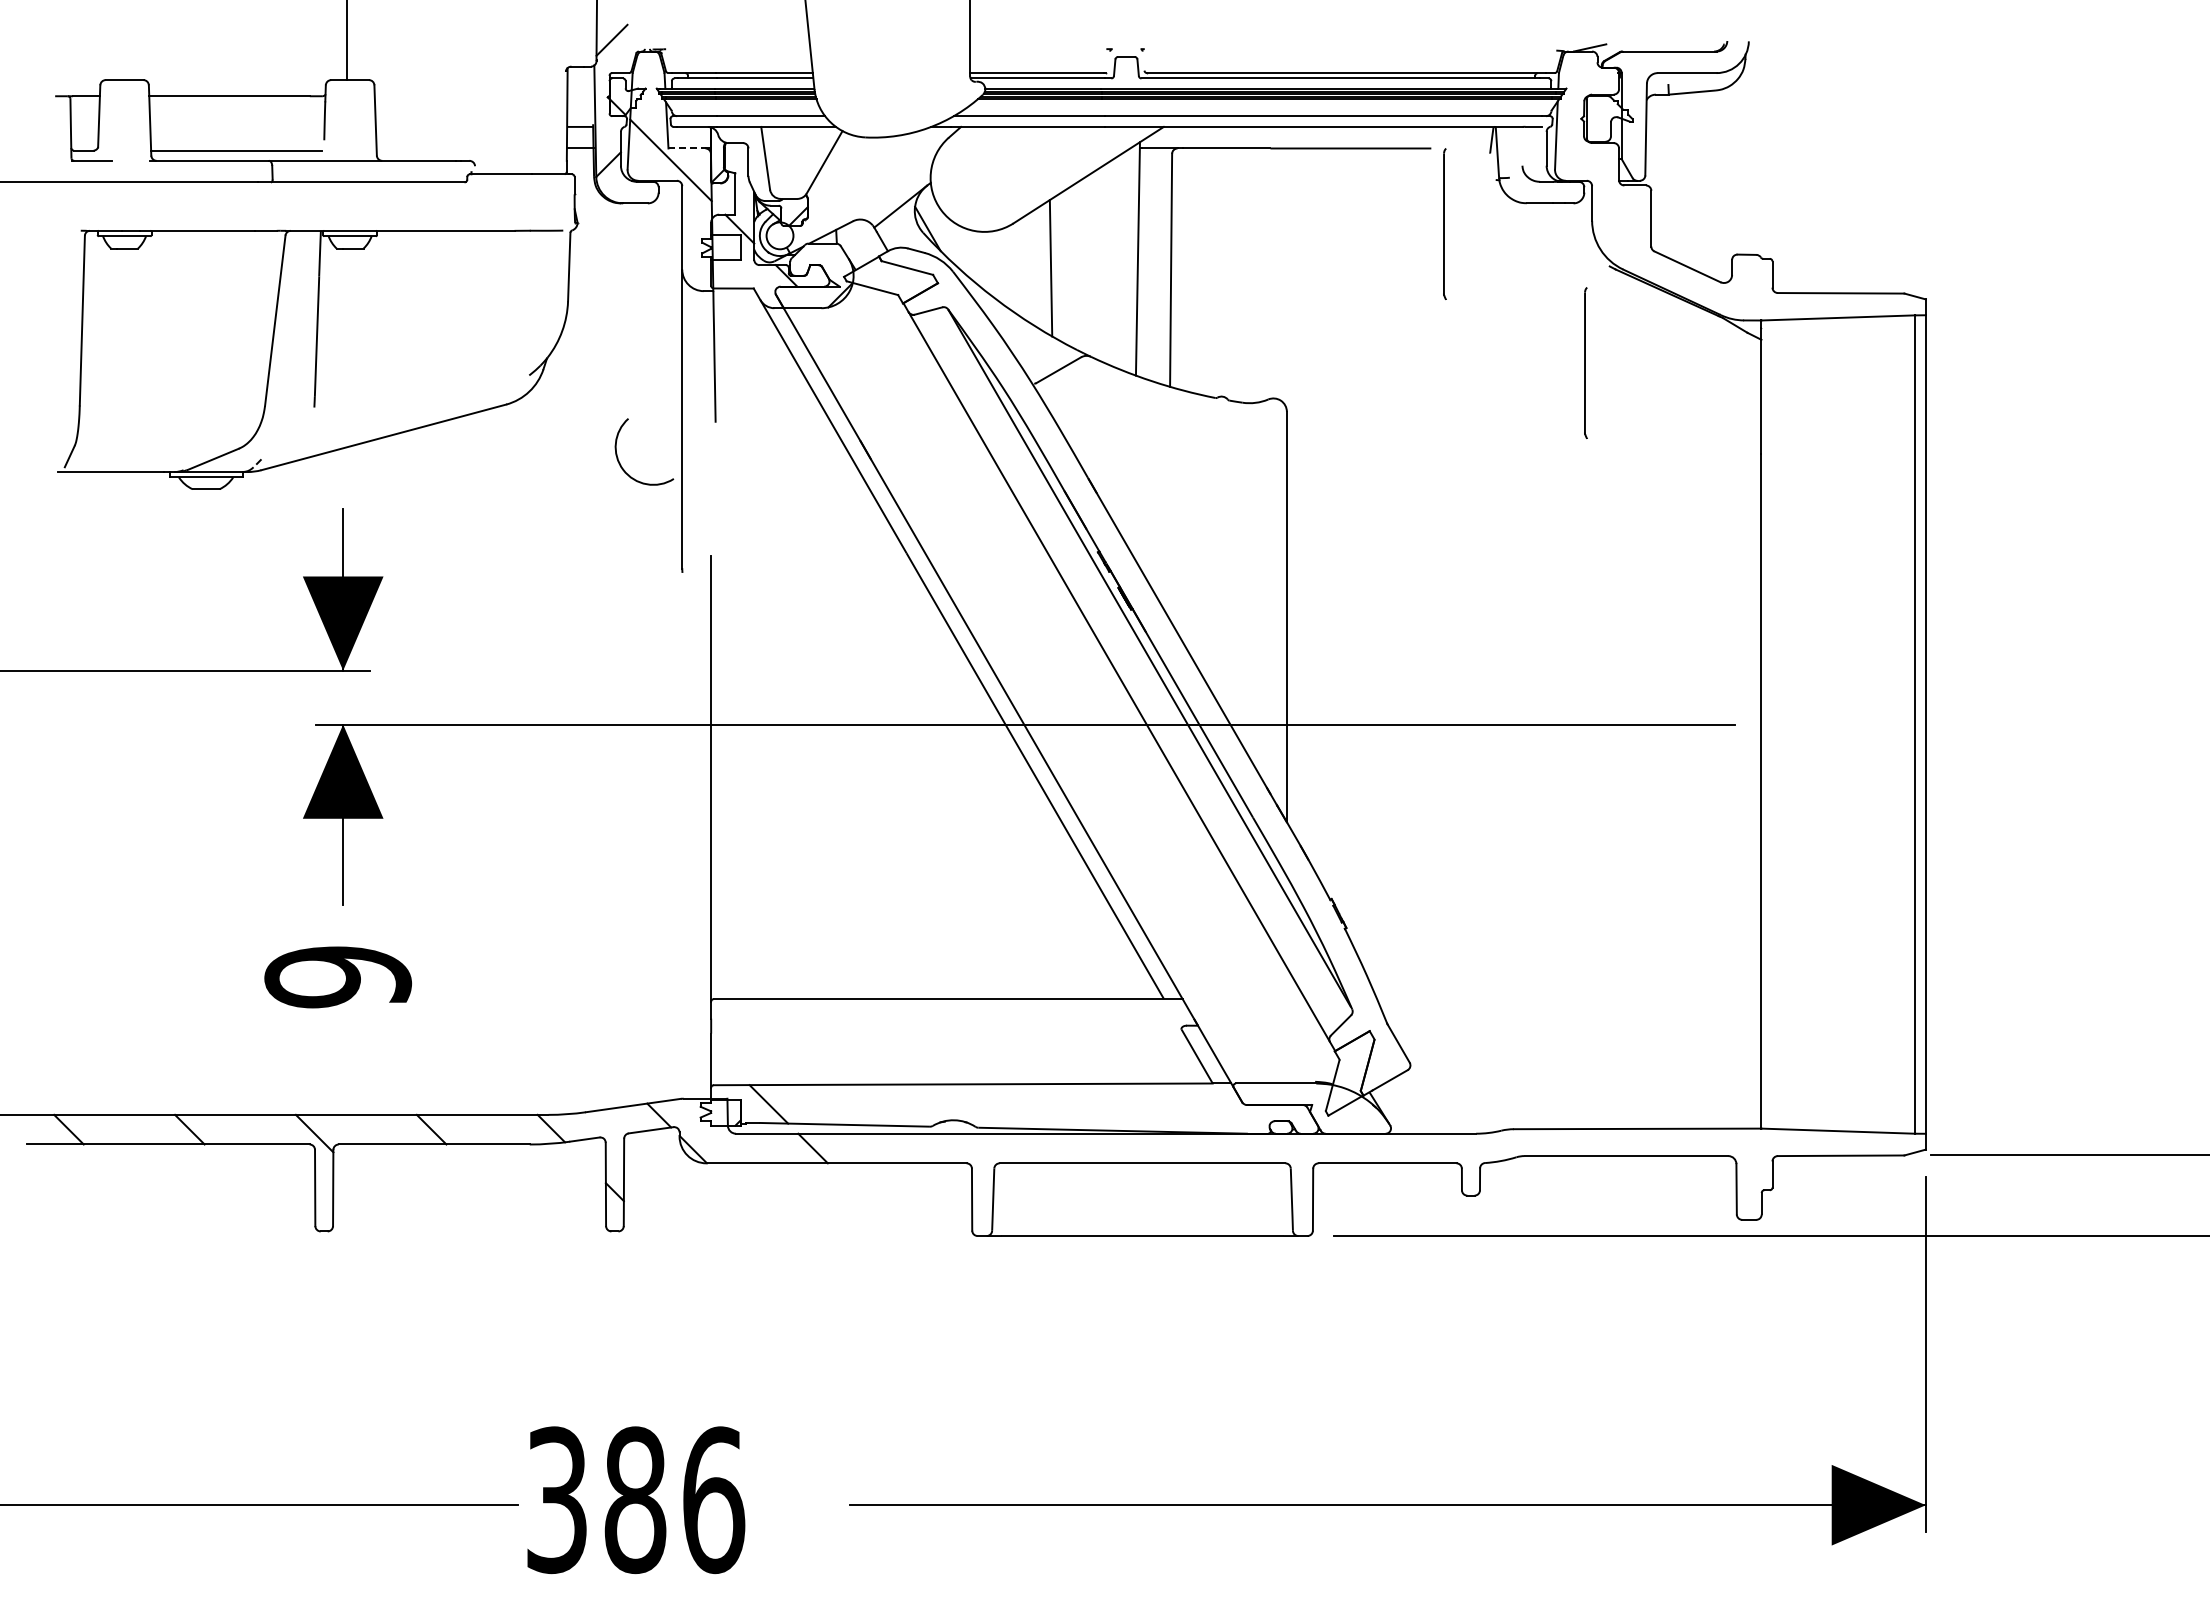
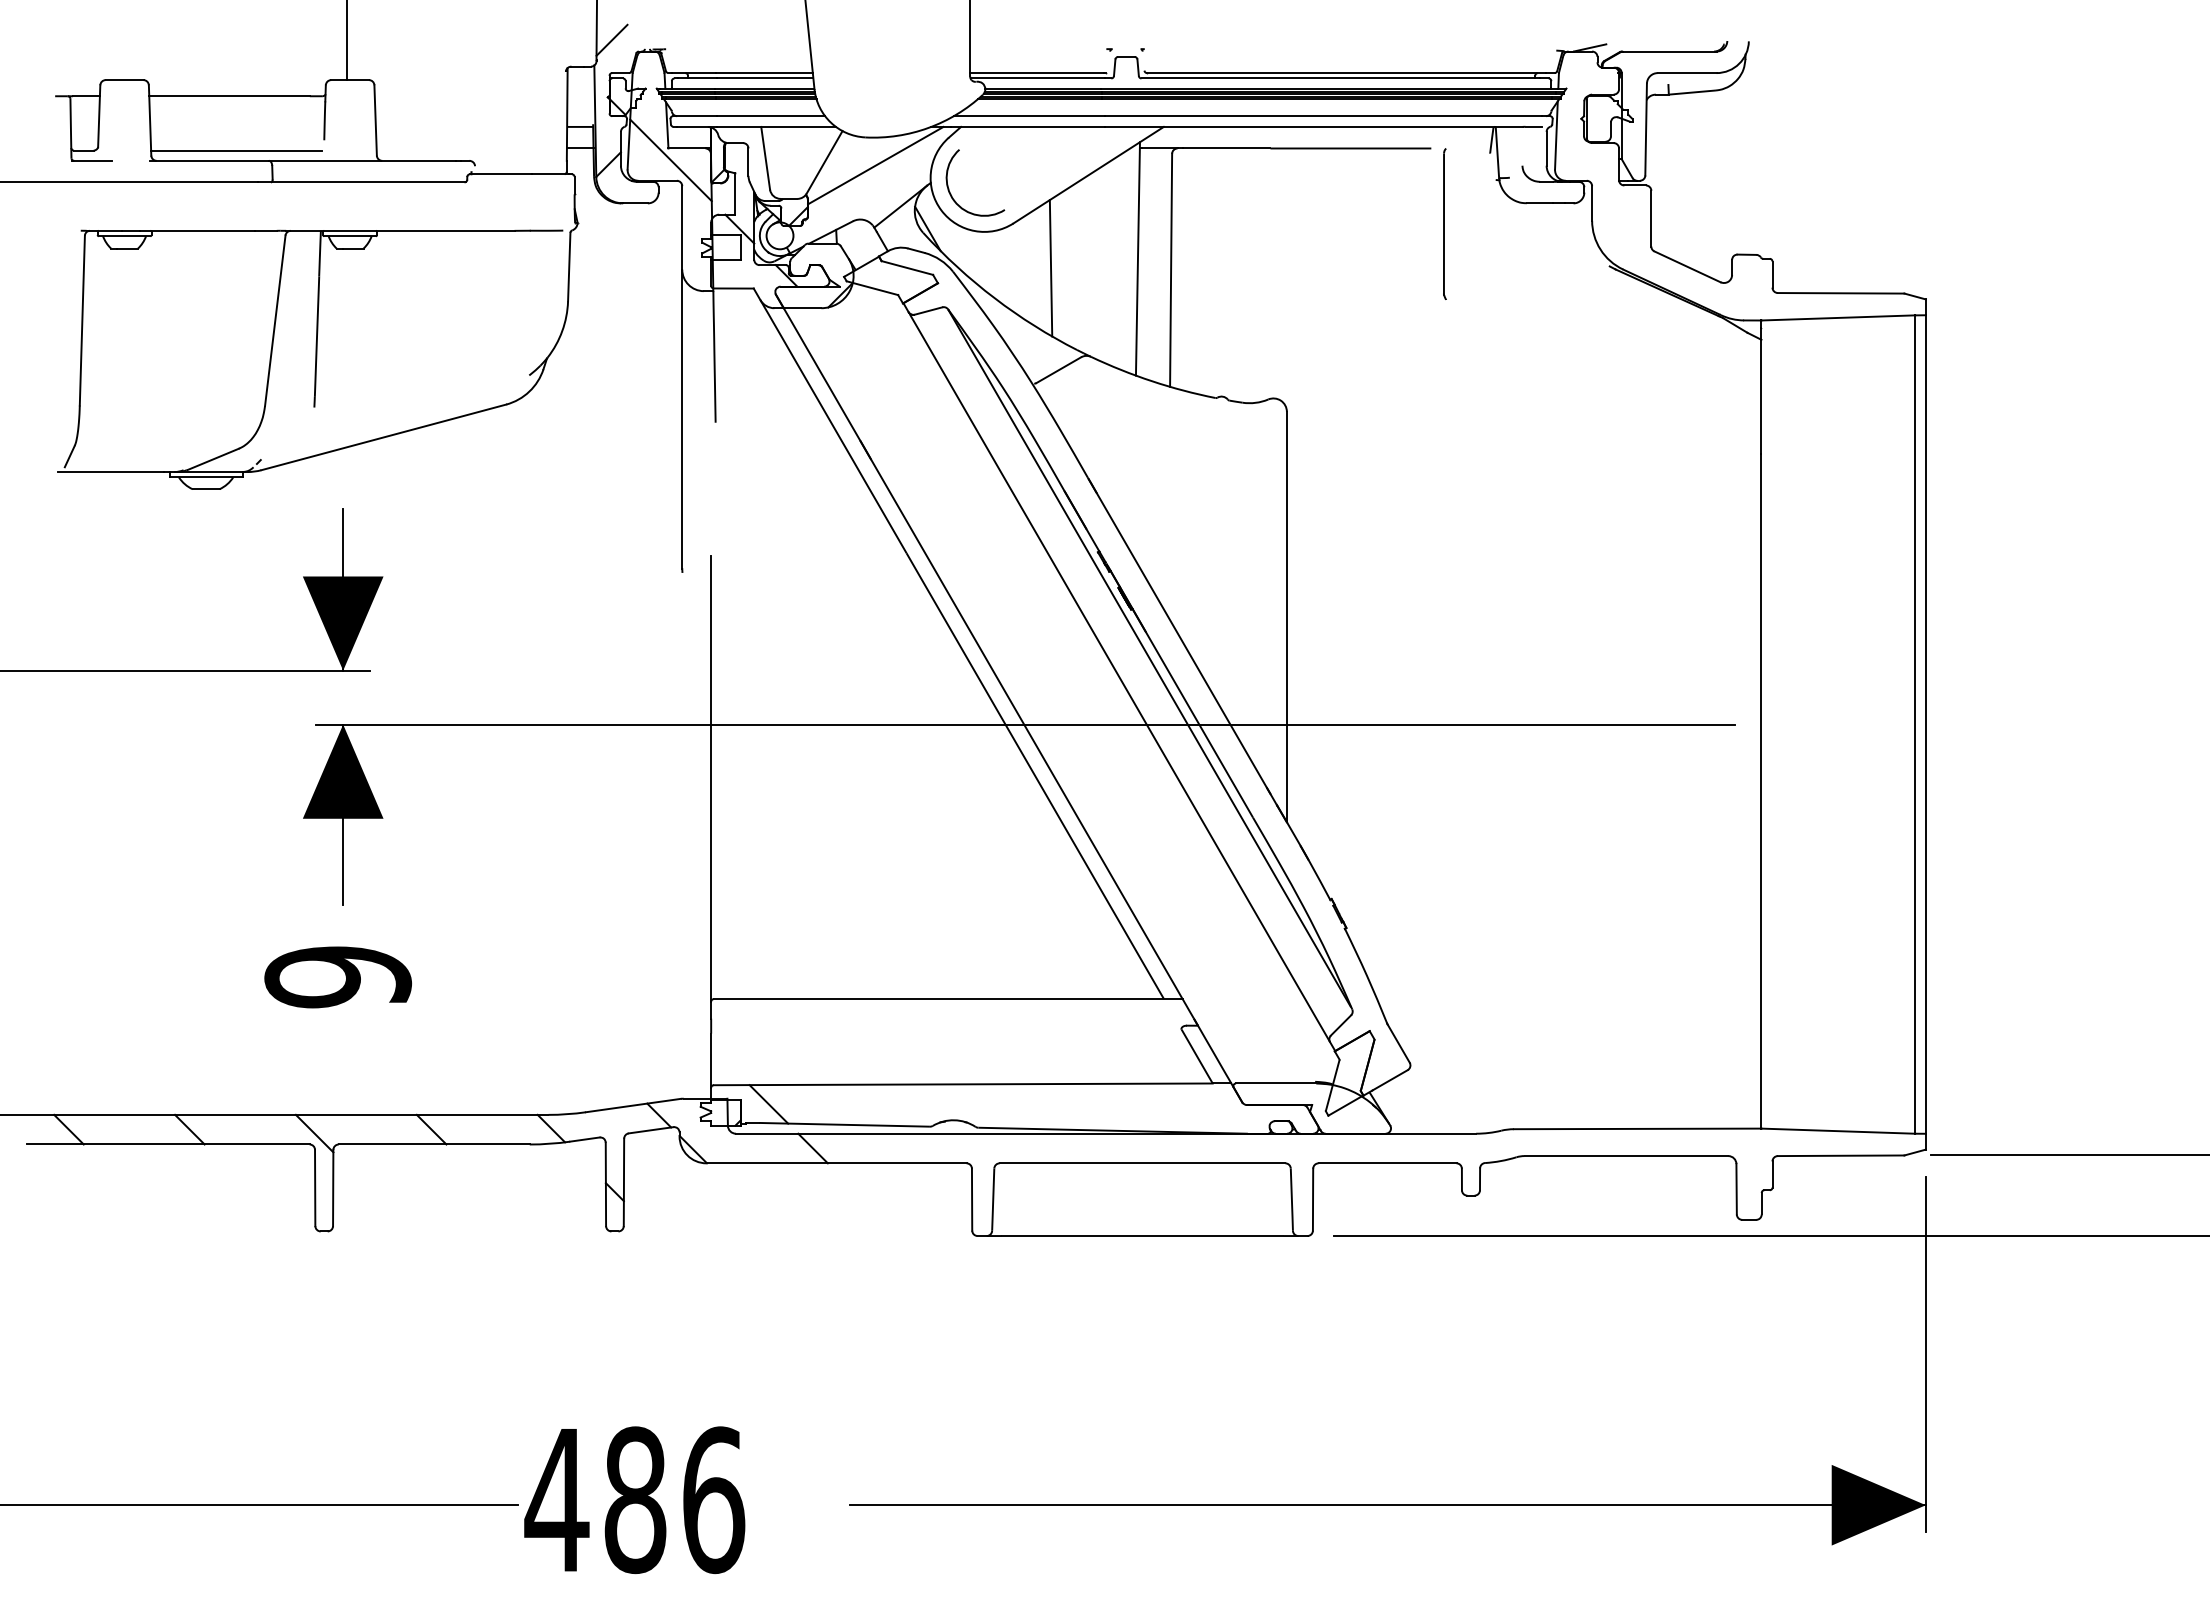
line: dashed -> solid (687, 148)
line: none -> present (875, 165)
part: present -> none (1585, 362)
arc position: (620, 462) -> (951, 193) (951, 193)
text: 386 -> 486 (556, 1500)
